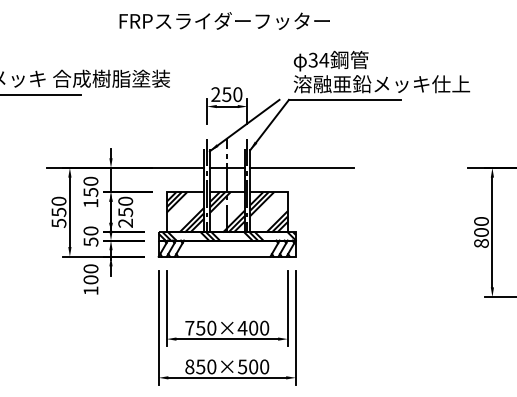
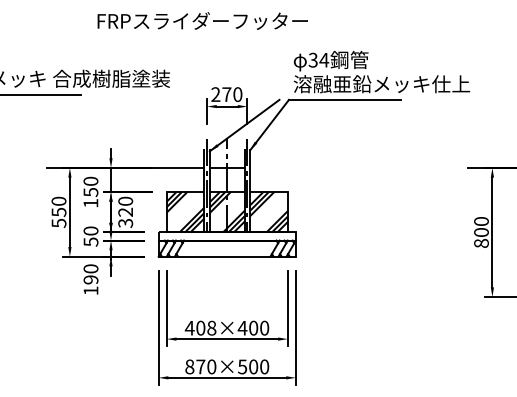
text position: (224, 20) -> (202, 20) (202, 20)
text: 250 -> 270 (226, 94)
line: present -> none (302, 167)
text: 250 -> 320 (125, 217)
hatch: present -> none (226, 236)
text: 100 -> 190 (90, 279)
text: 750×400 -> 408×400 (200, 327)
text: 850×500 -> 870×500 (200, 366)
